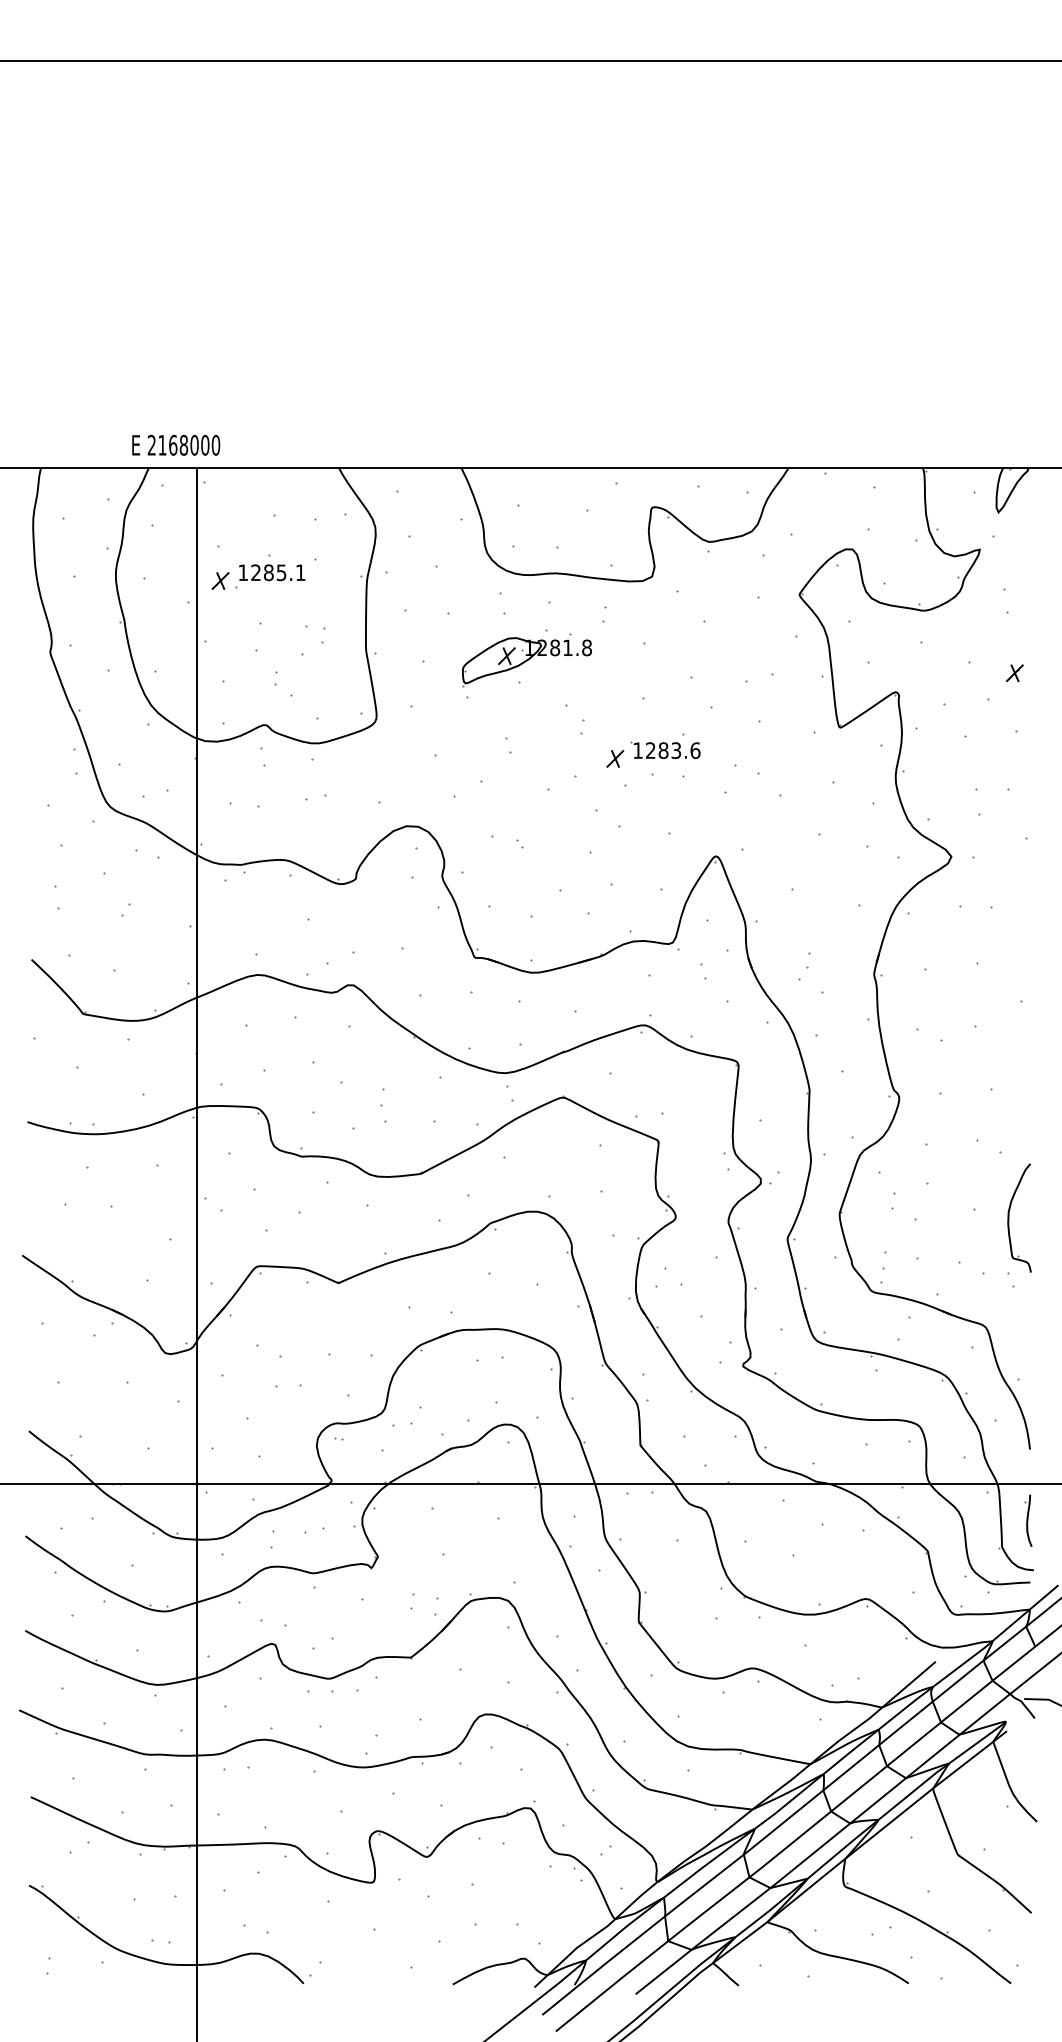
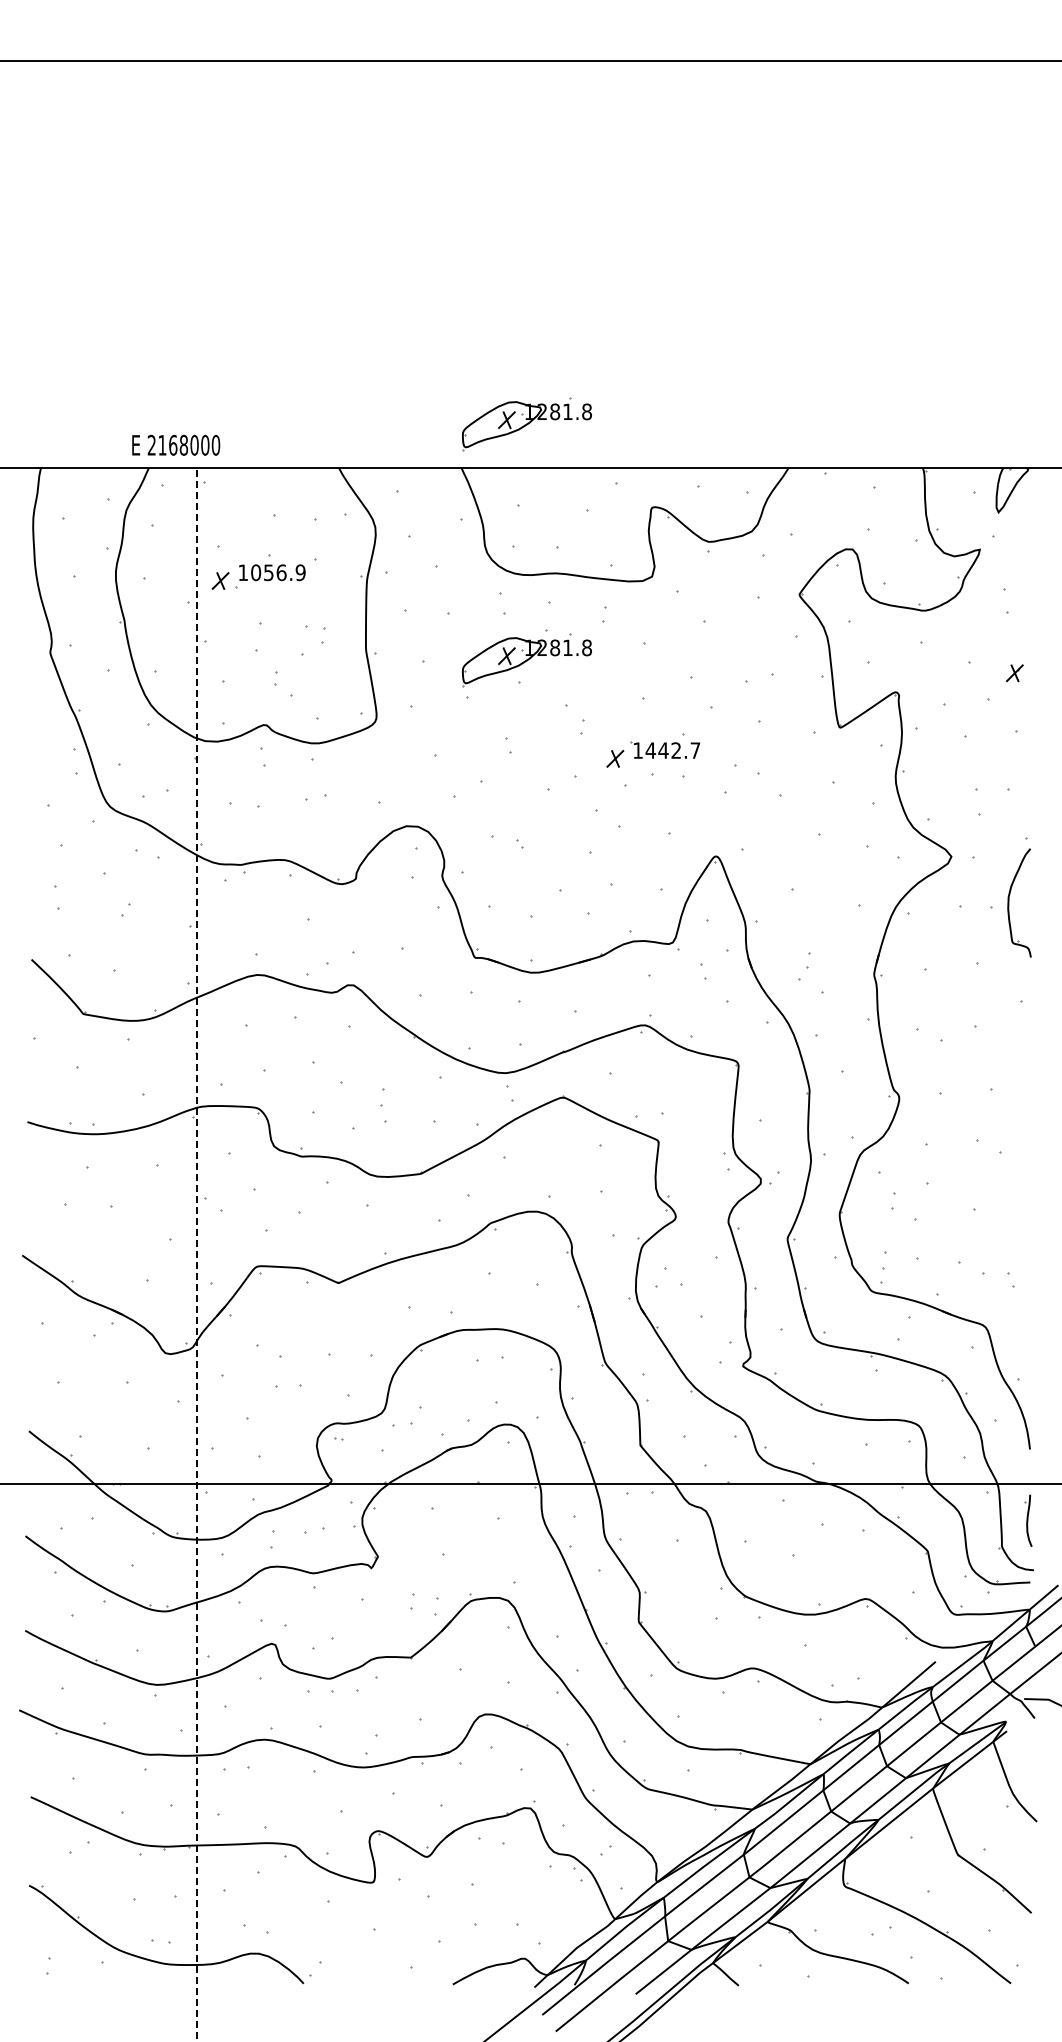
part: none -> present (526, 424)
text: 1285.1 -> 1056.9 (278, 572)
text: 1283.6 -> 1442.7 (672, 750)
part position: (1009, 1217) -> (1009, 902) (1009, 902)
line: solid -> dashed (197, 1254)
